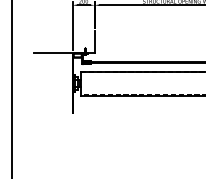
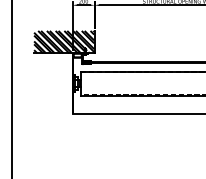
hatch: none -> present (64, 41)
line: none -> present (137, 113)
